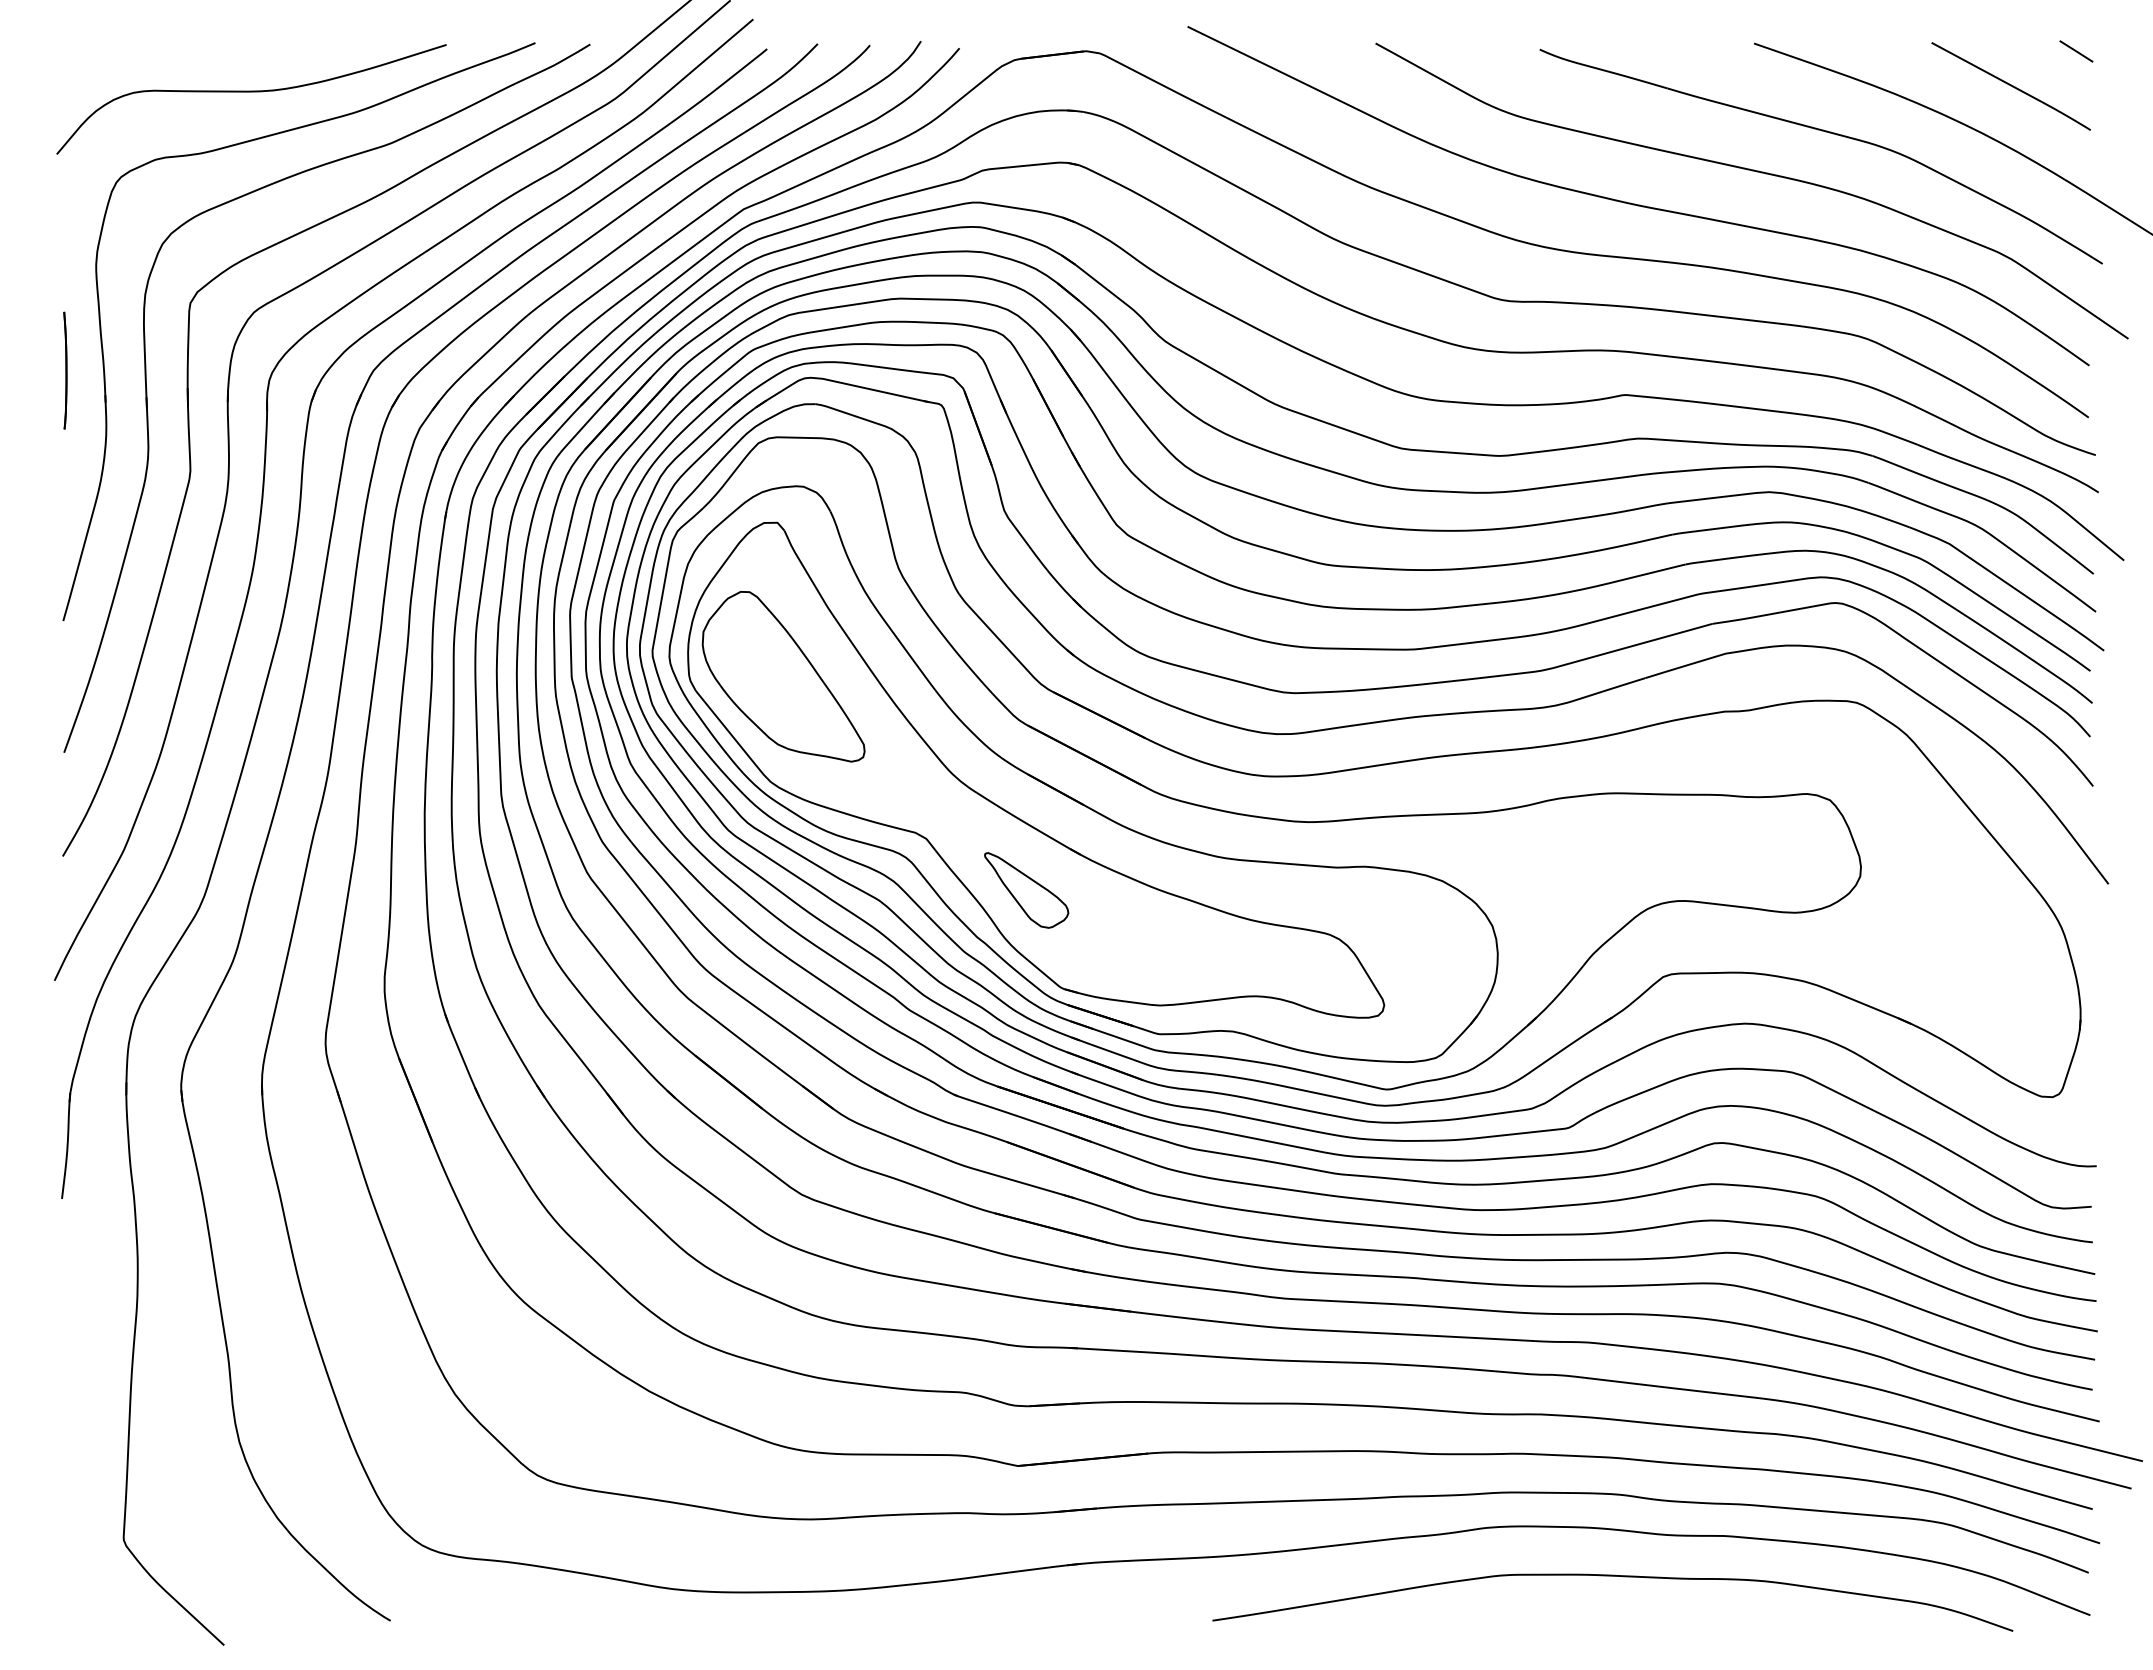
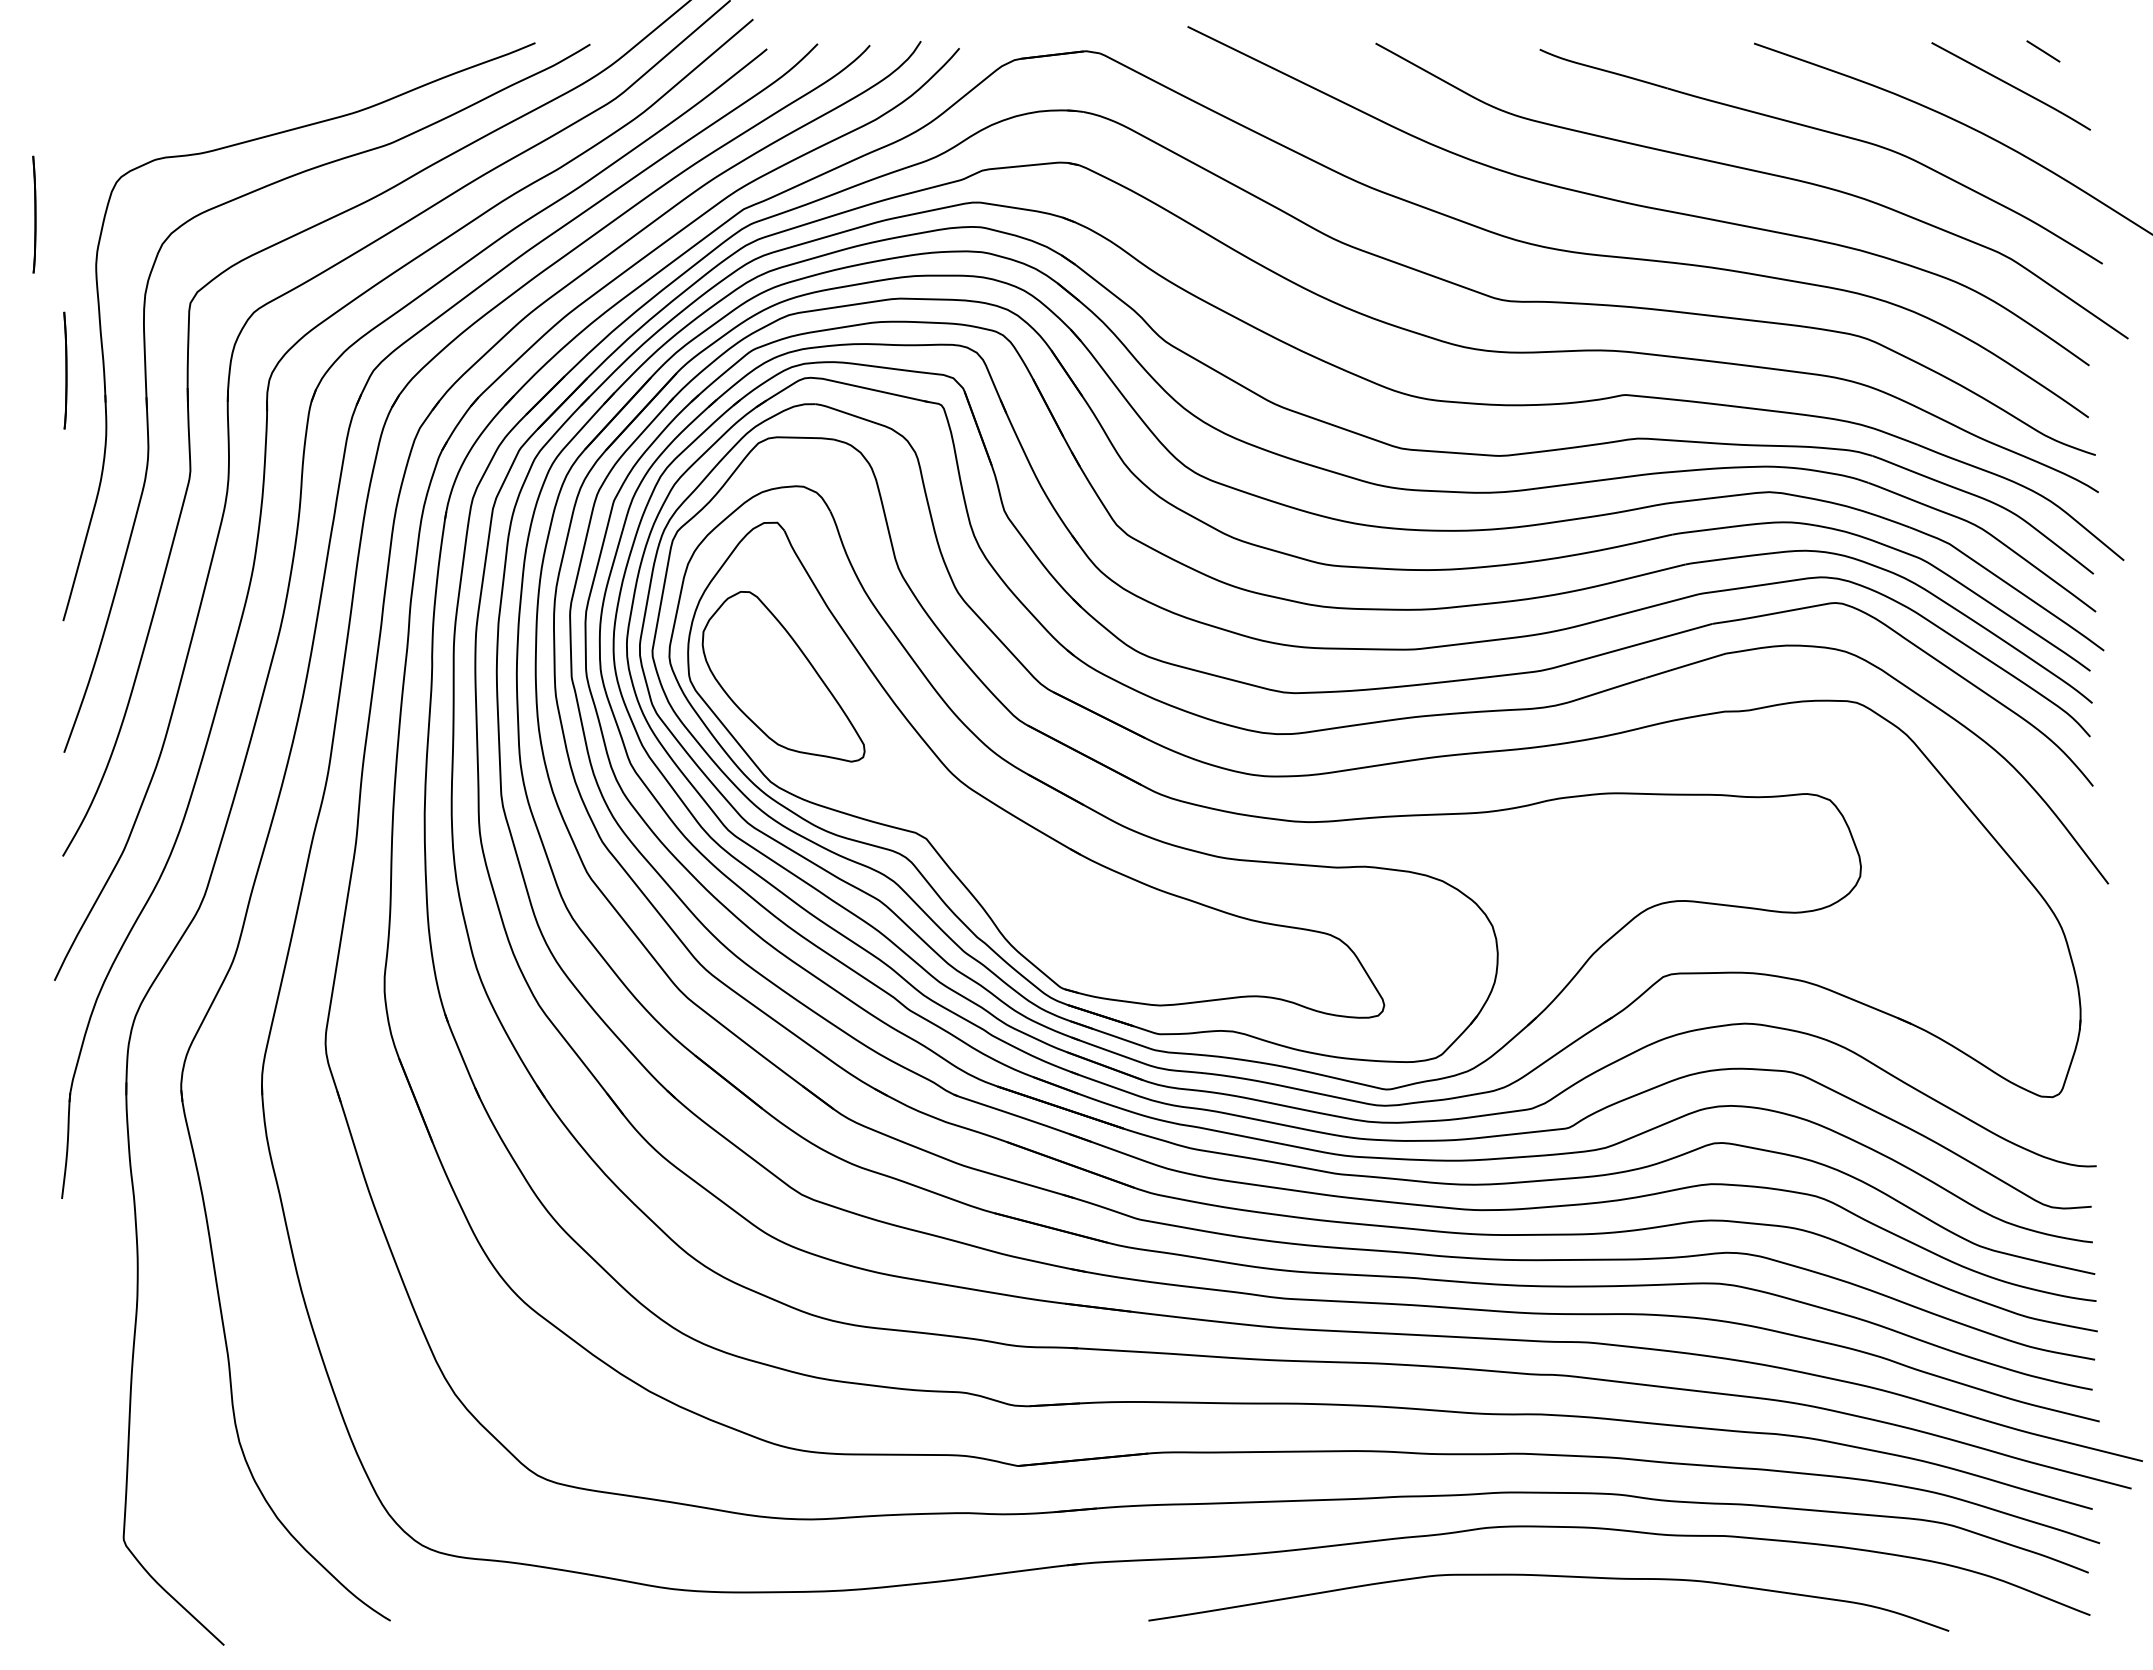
line position: (2076, 51) -> (2043, 51) (2043, 51)
curve: present -> none (251, 92)
part: none -> present (34, 214)
part: present -> none (1026, 890)
curve position: (1612, 1576) -> (1548, 1576) (1548, 1576)
